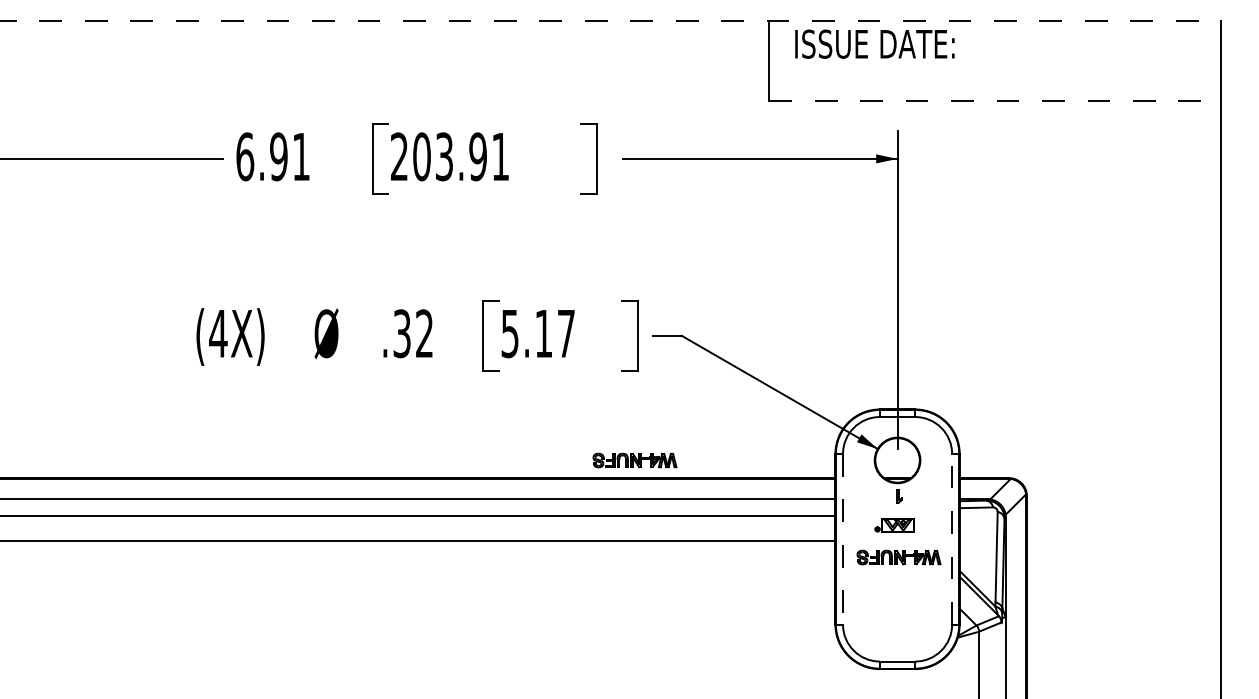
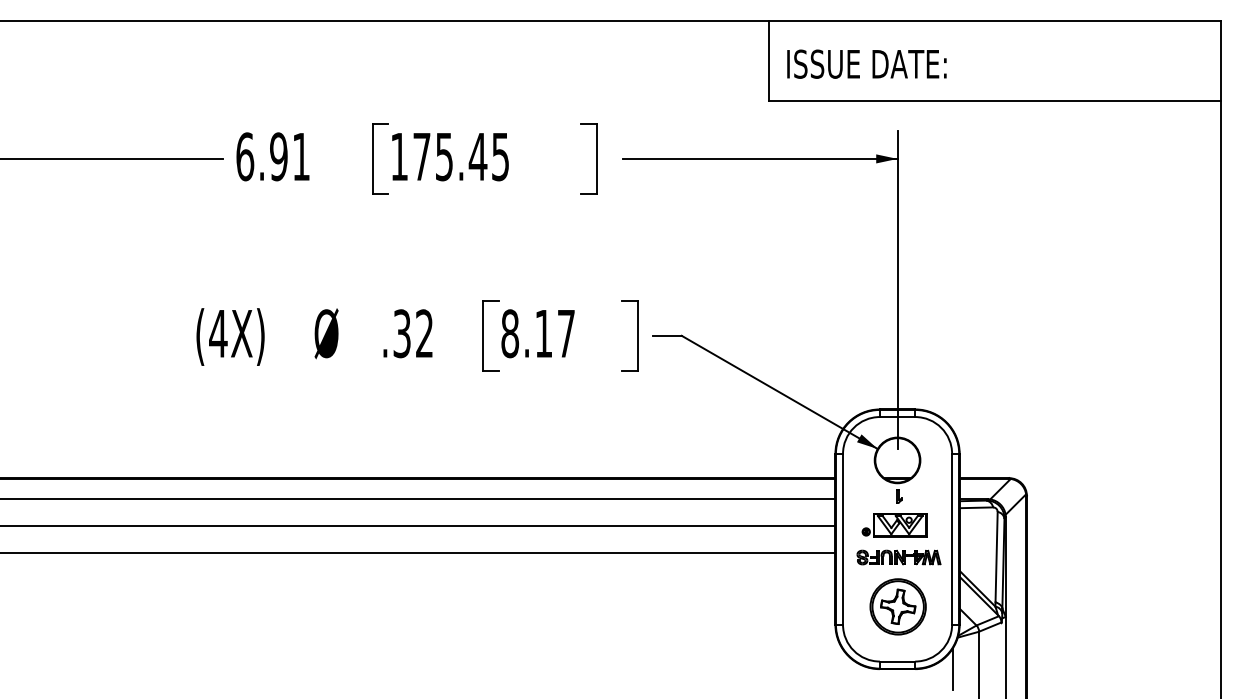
line: dashed -> solid (611, 20)
text position: (874, 43) -> (866, 63) (866, 63)
line: dashed -> solid (995, 100)
text: 203.91 -> 175.45 (449, 156)
text: 5.17 -> 8.17 (509, 333)
part: present -> none (634, 460)
line position: (418, 515) -> (418, 525) (418, 525)
part size: 41x15 px -> 67x25 px (894, 525)
line: dashed -> solid (952, 538)
line: dashed -> solid (843, 539)
line position: (418, 540) -> (418, 552) (418, 552)
part: none -> present (897, 606)
line: none -> present (952, 669)
